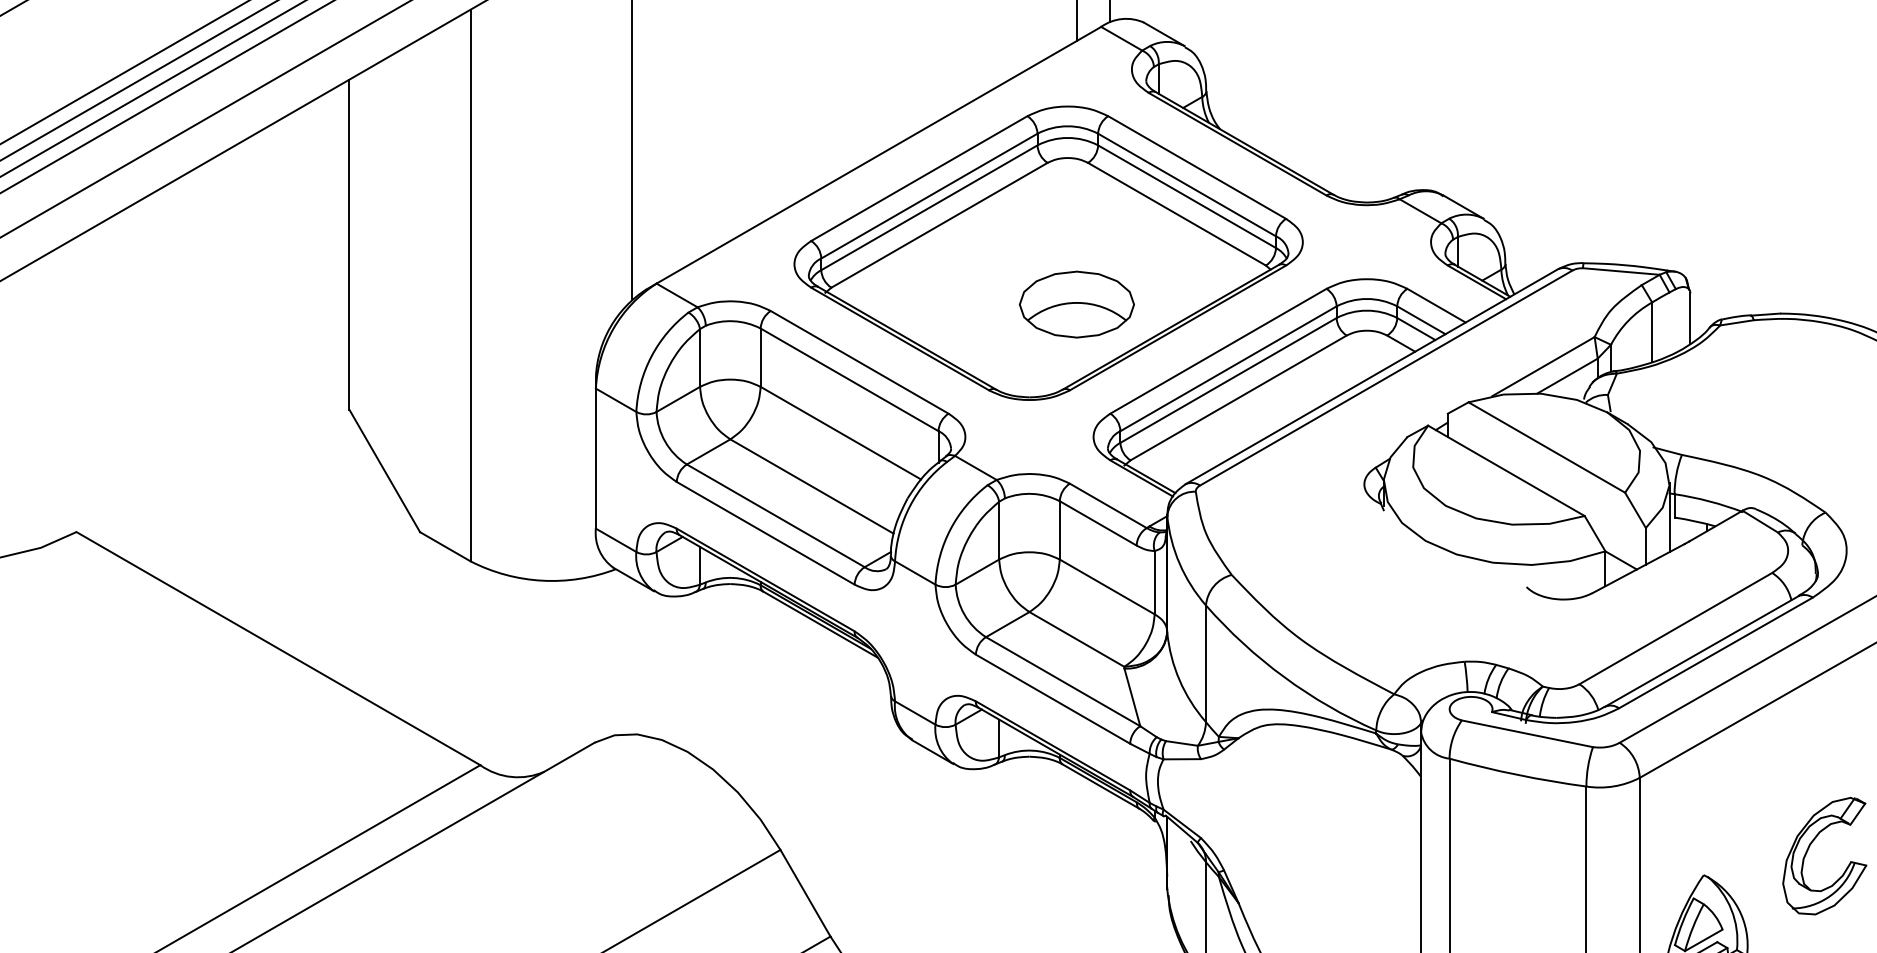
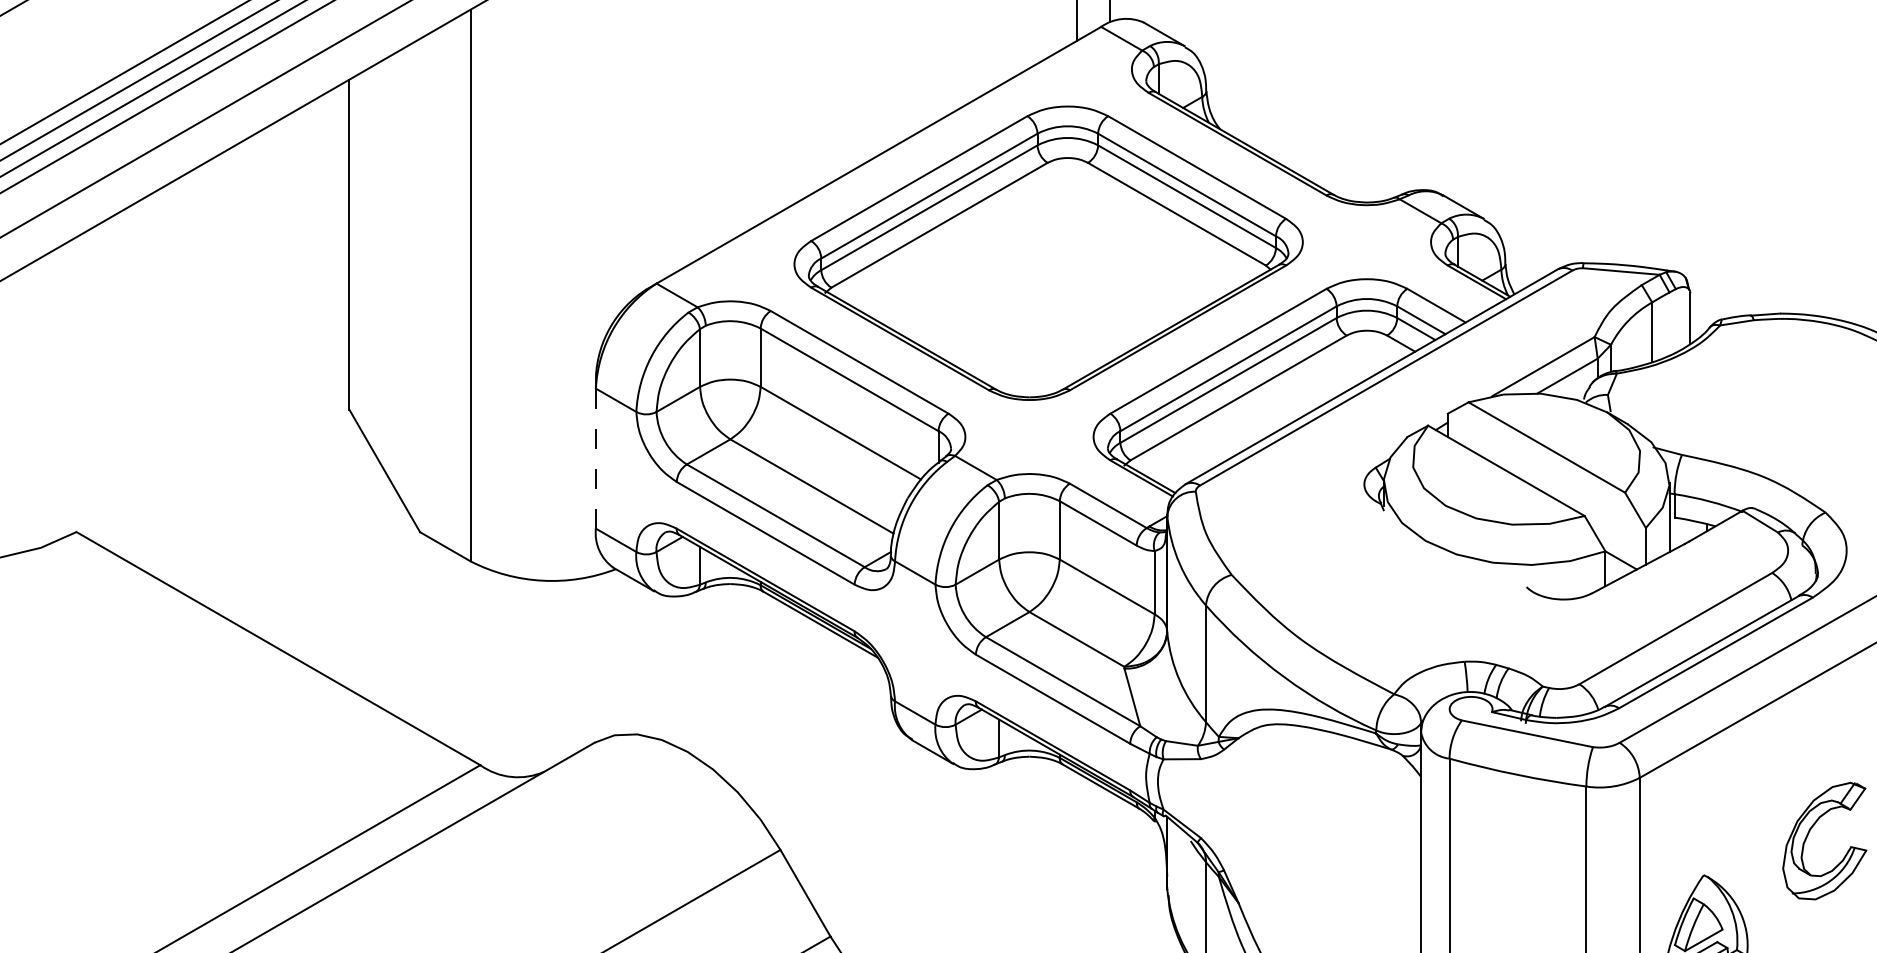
line: present -> none (632, 150)
part: present -> none (1076, 304)
line: solid -> dashed (595, 458)
part position: (1809, 848) -> (1809, 833) (1809, 833)
